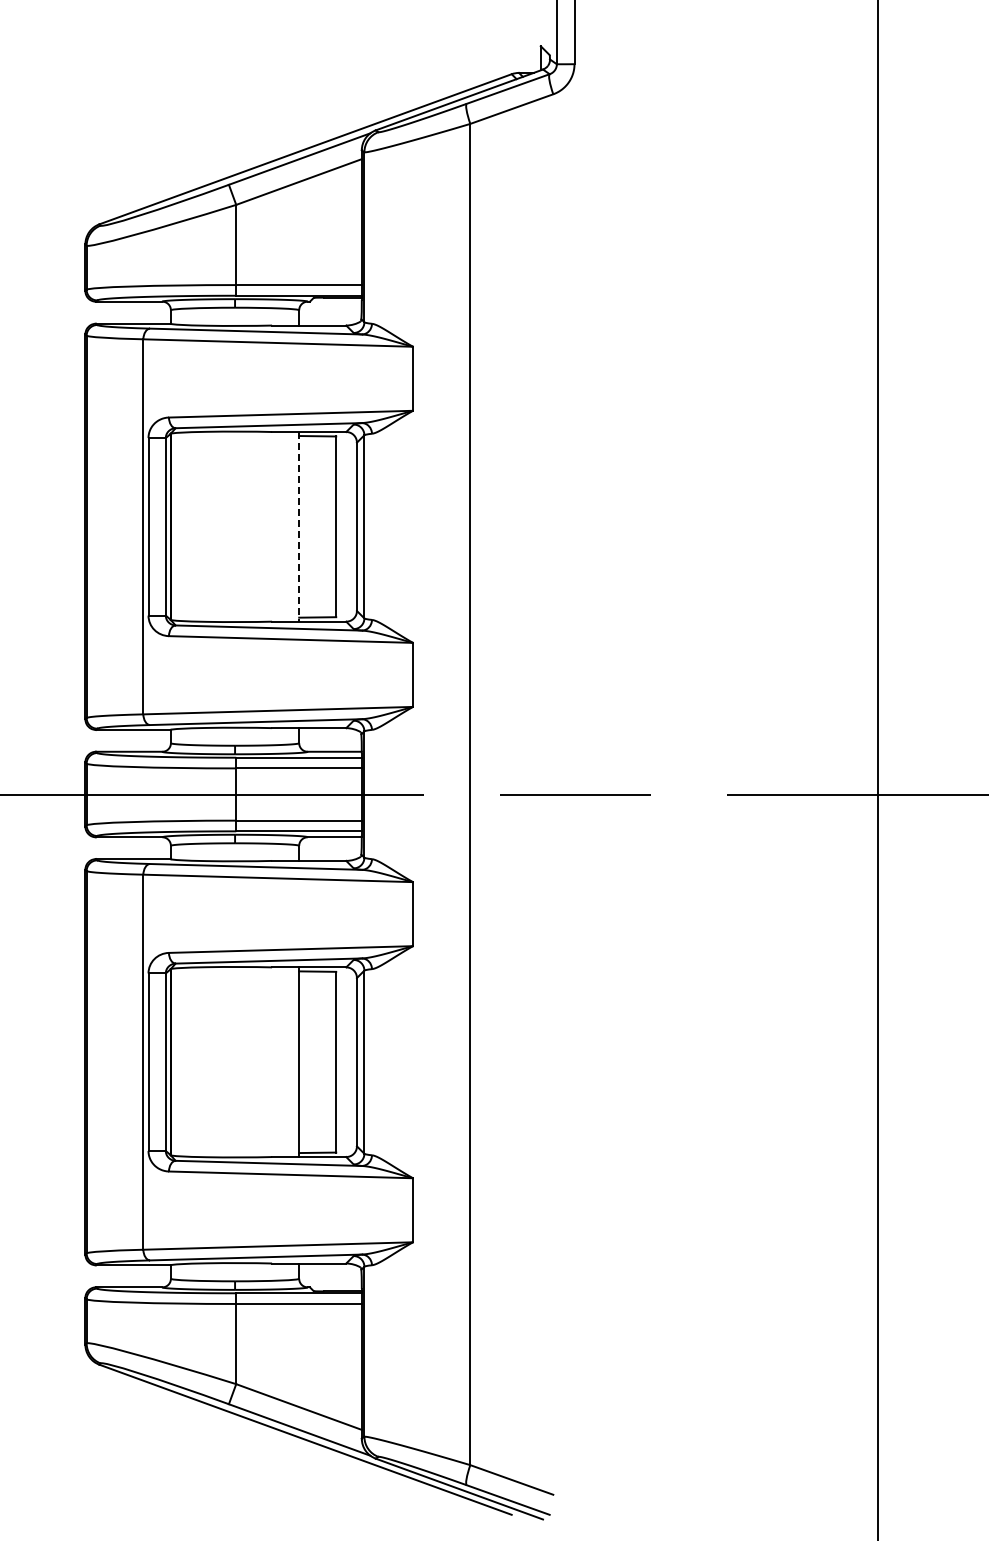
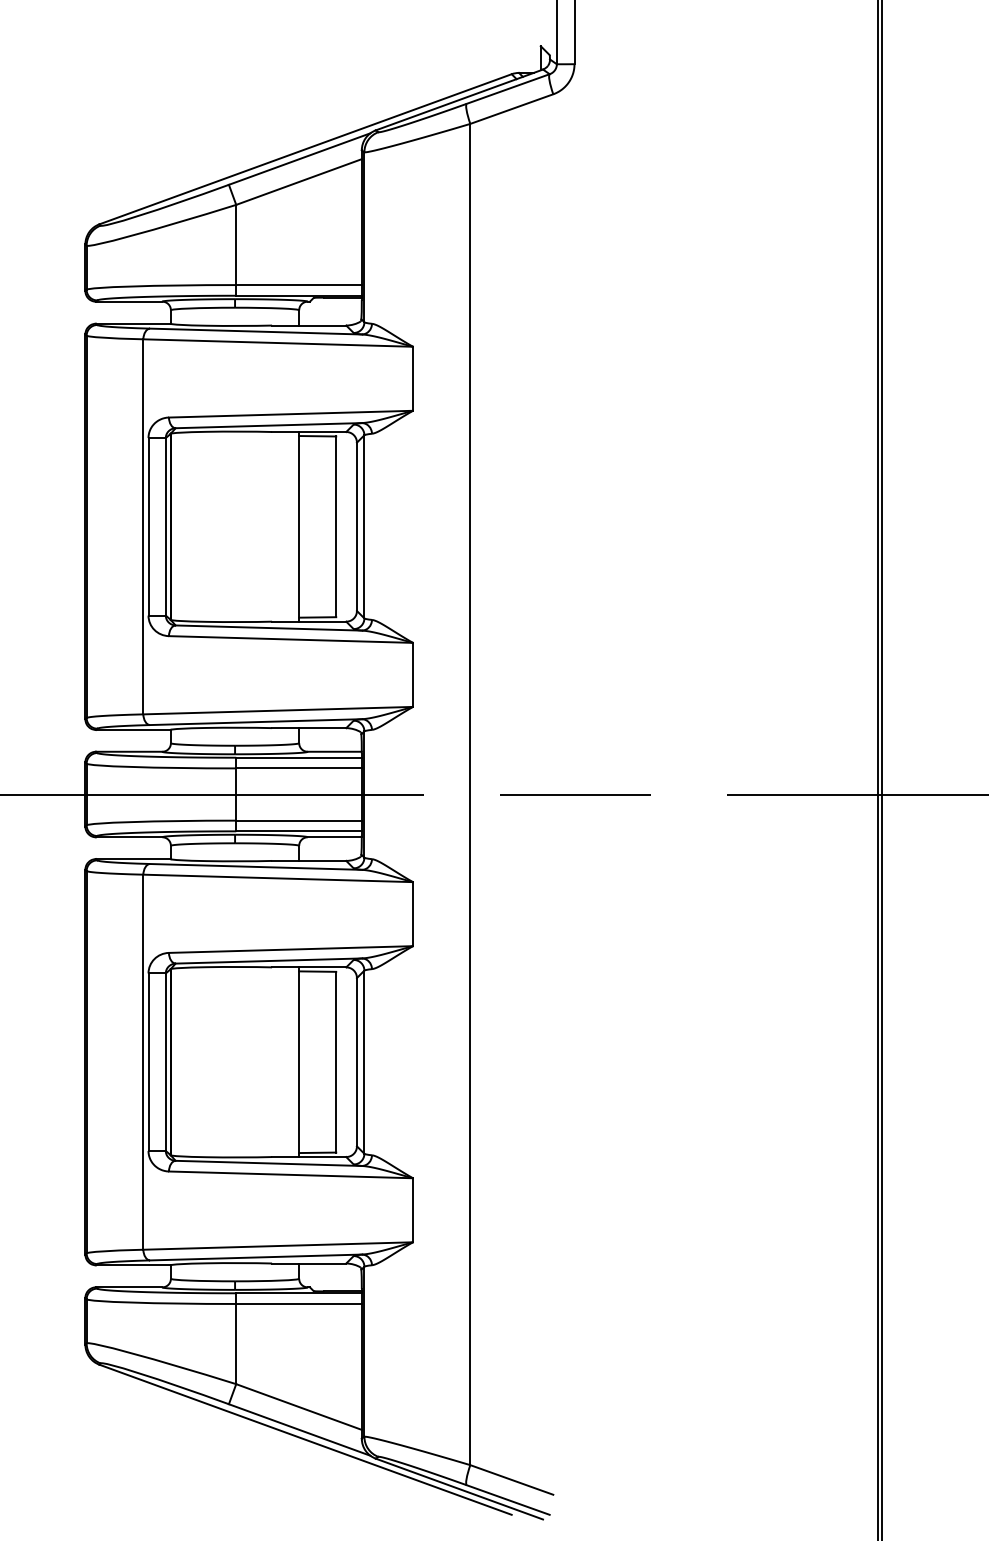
line: dashed -> solid (299, 526)
line: none -> present (882, 769)
